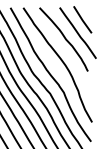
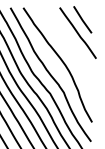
curve: present -> none (64, 39)
